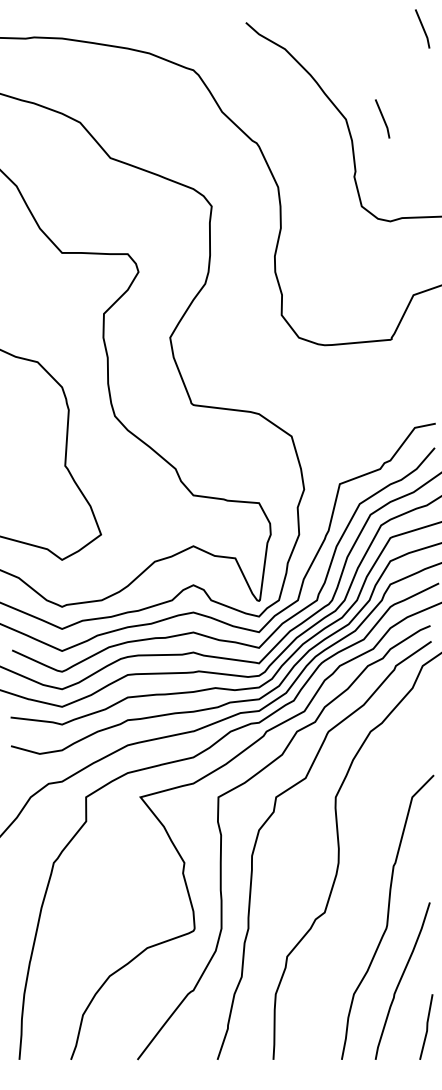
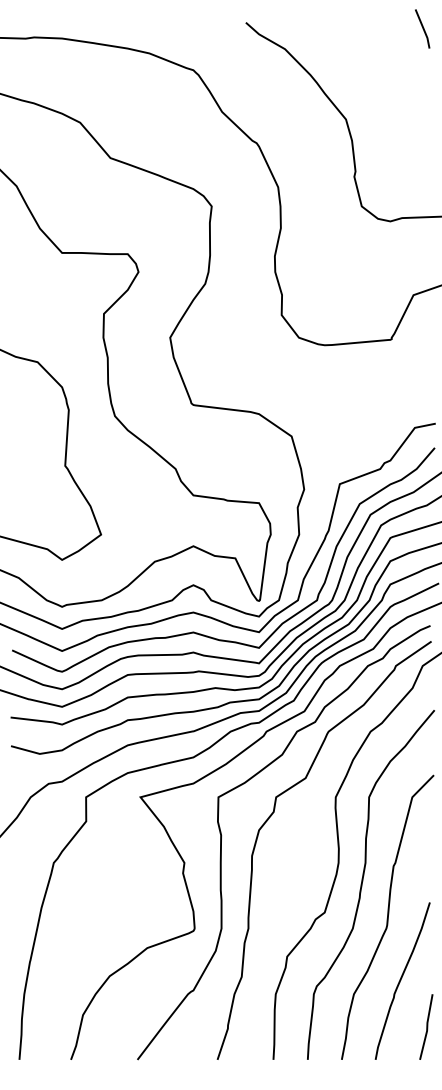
line: present -> none (382, 118)
curve: none -> present (363, 881)
